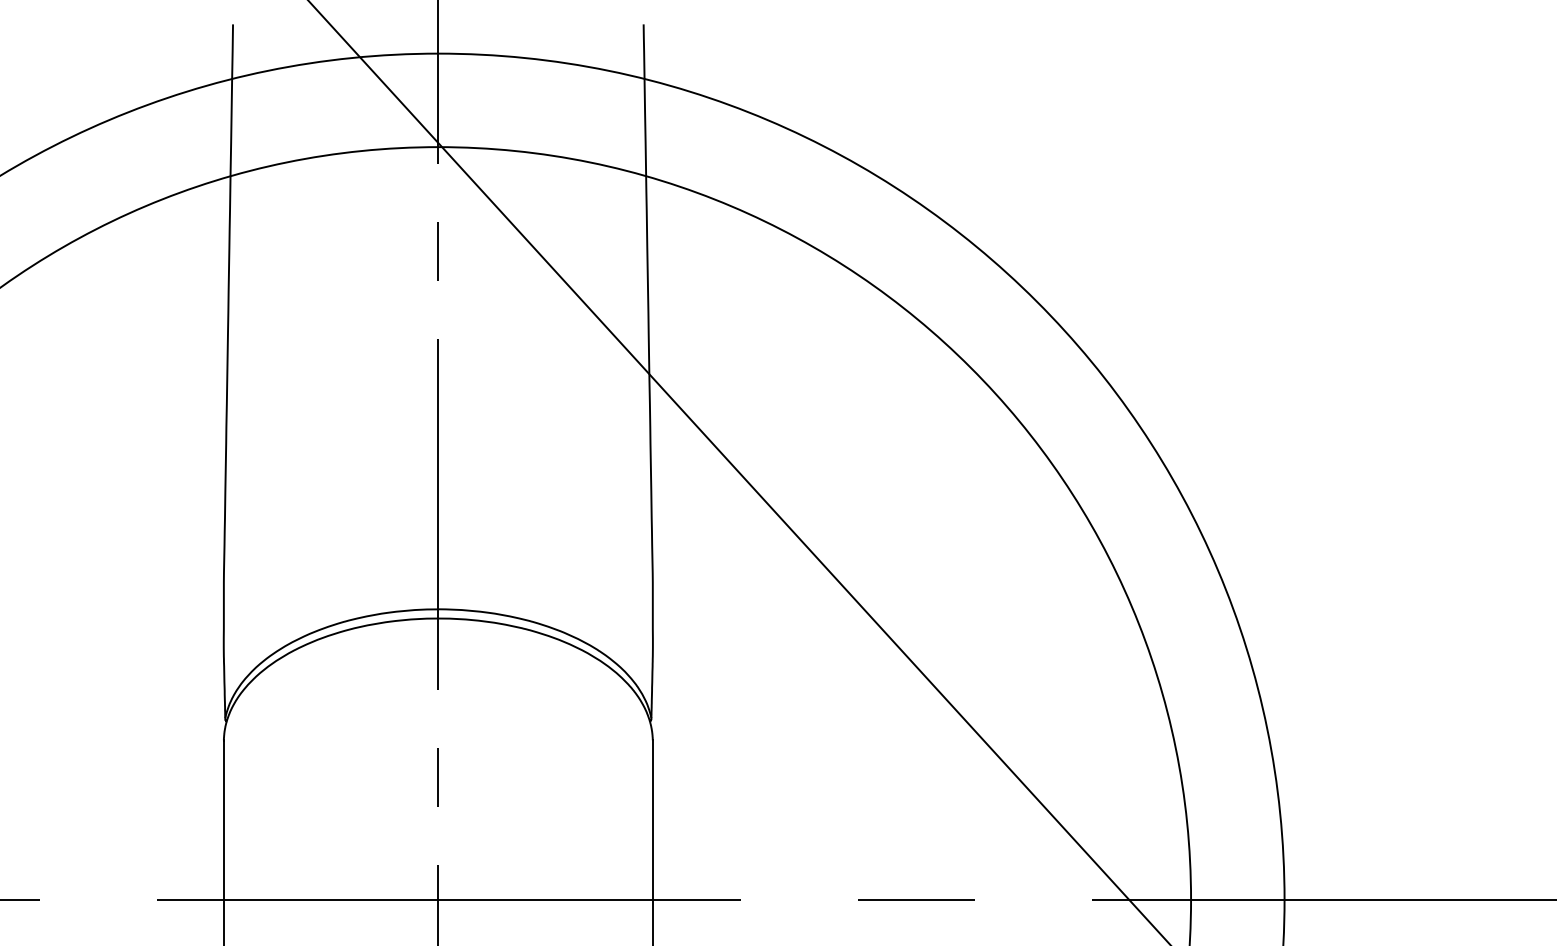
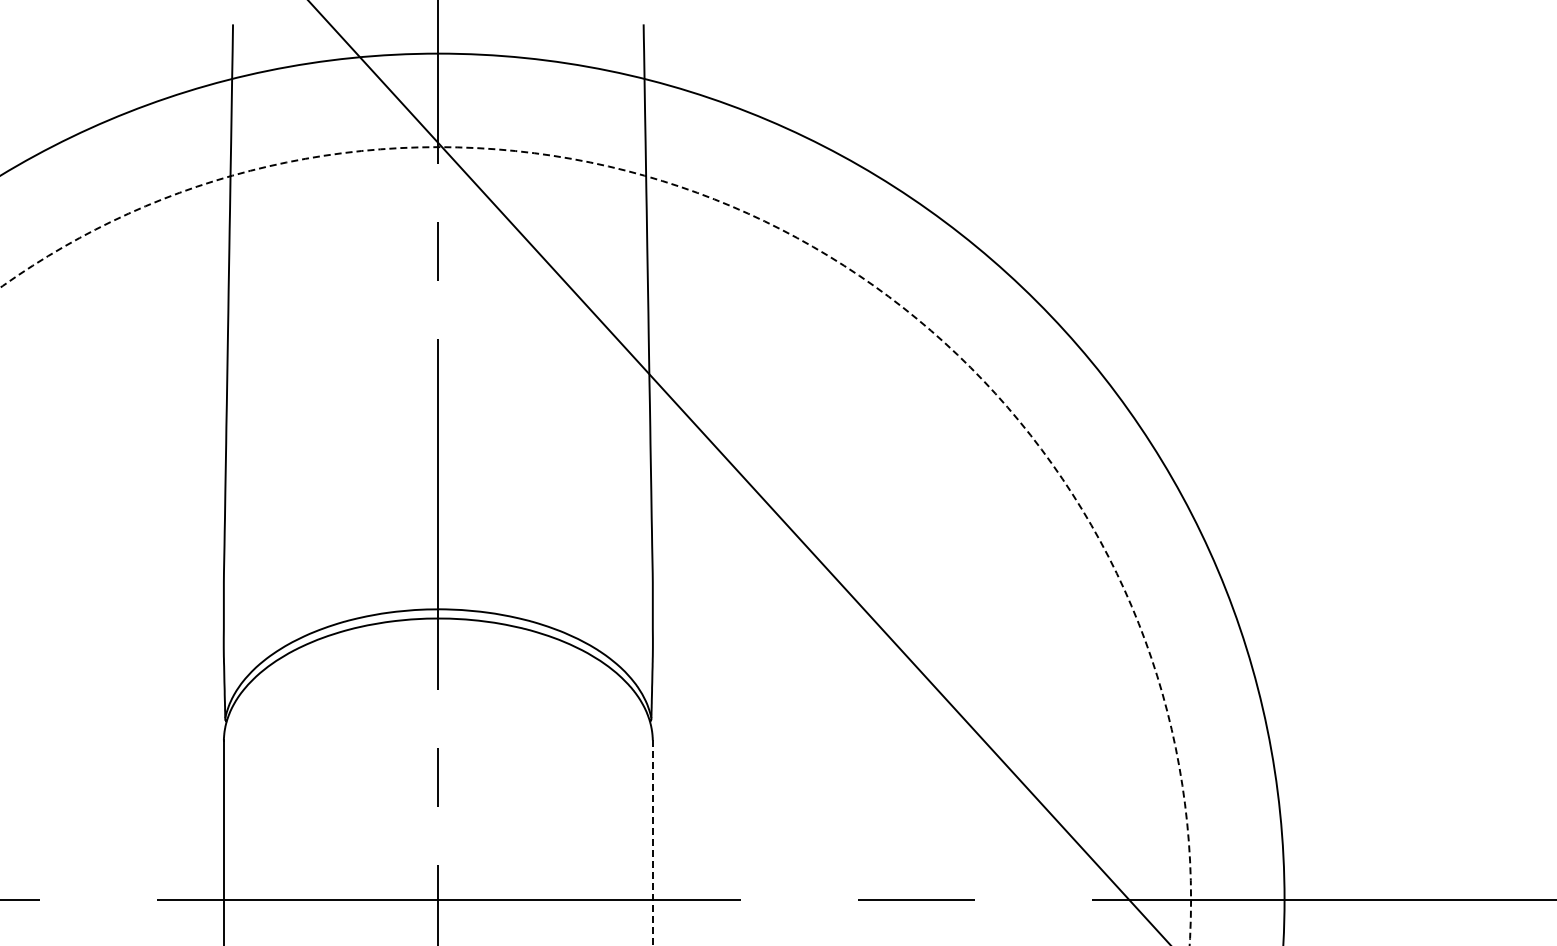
circle: solid -> dashed (595, 546)
line: solid -> dashed (652, 843)
